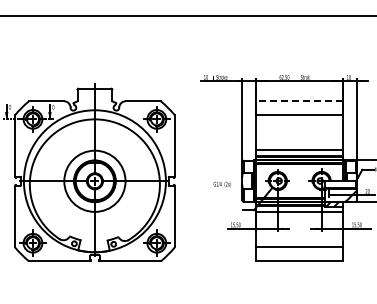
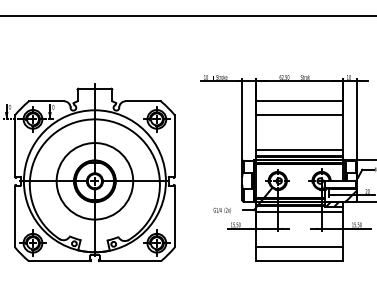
line: dashed -> solid (299, 101)
circle diameter: 61 px -> 77 px (94, 181)
text position: (221, 184) -> (221, 210) (221, 210)
